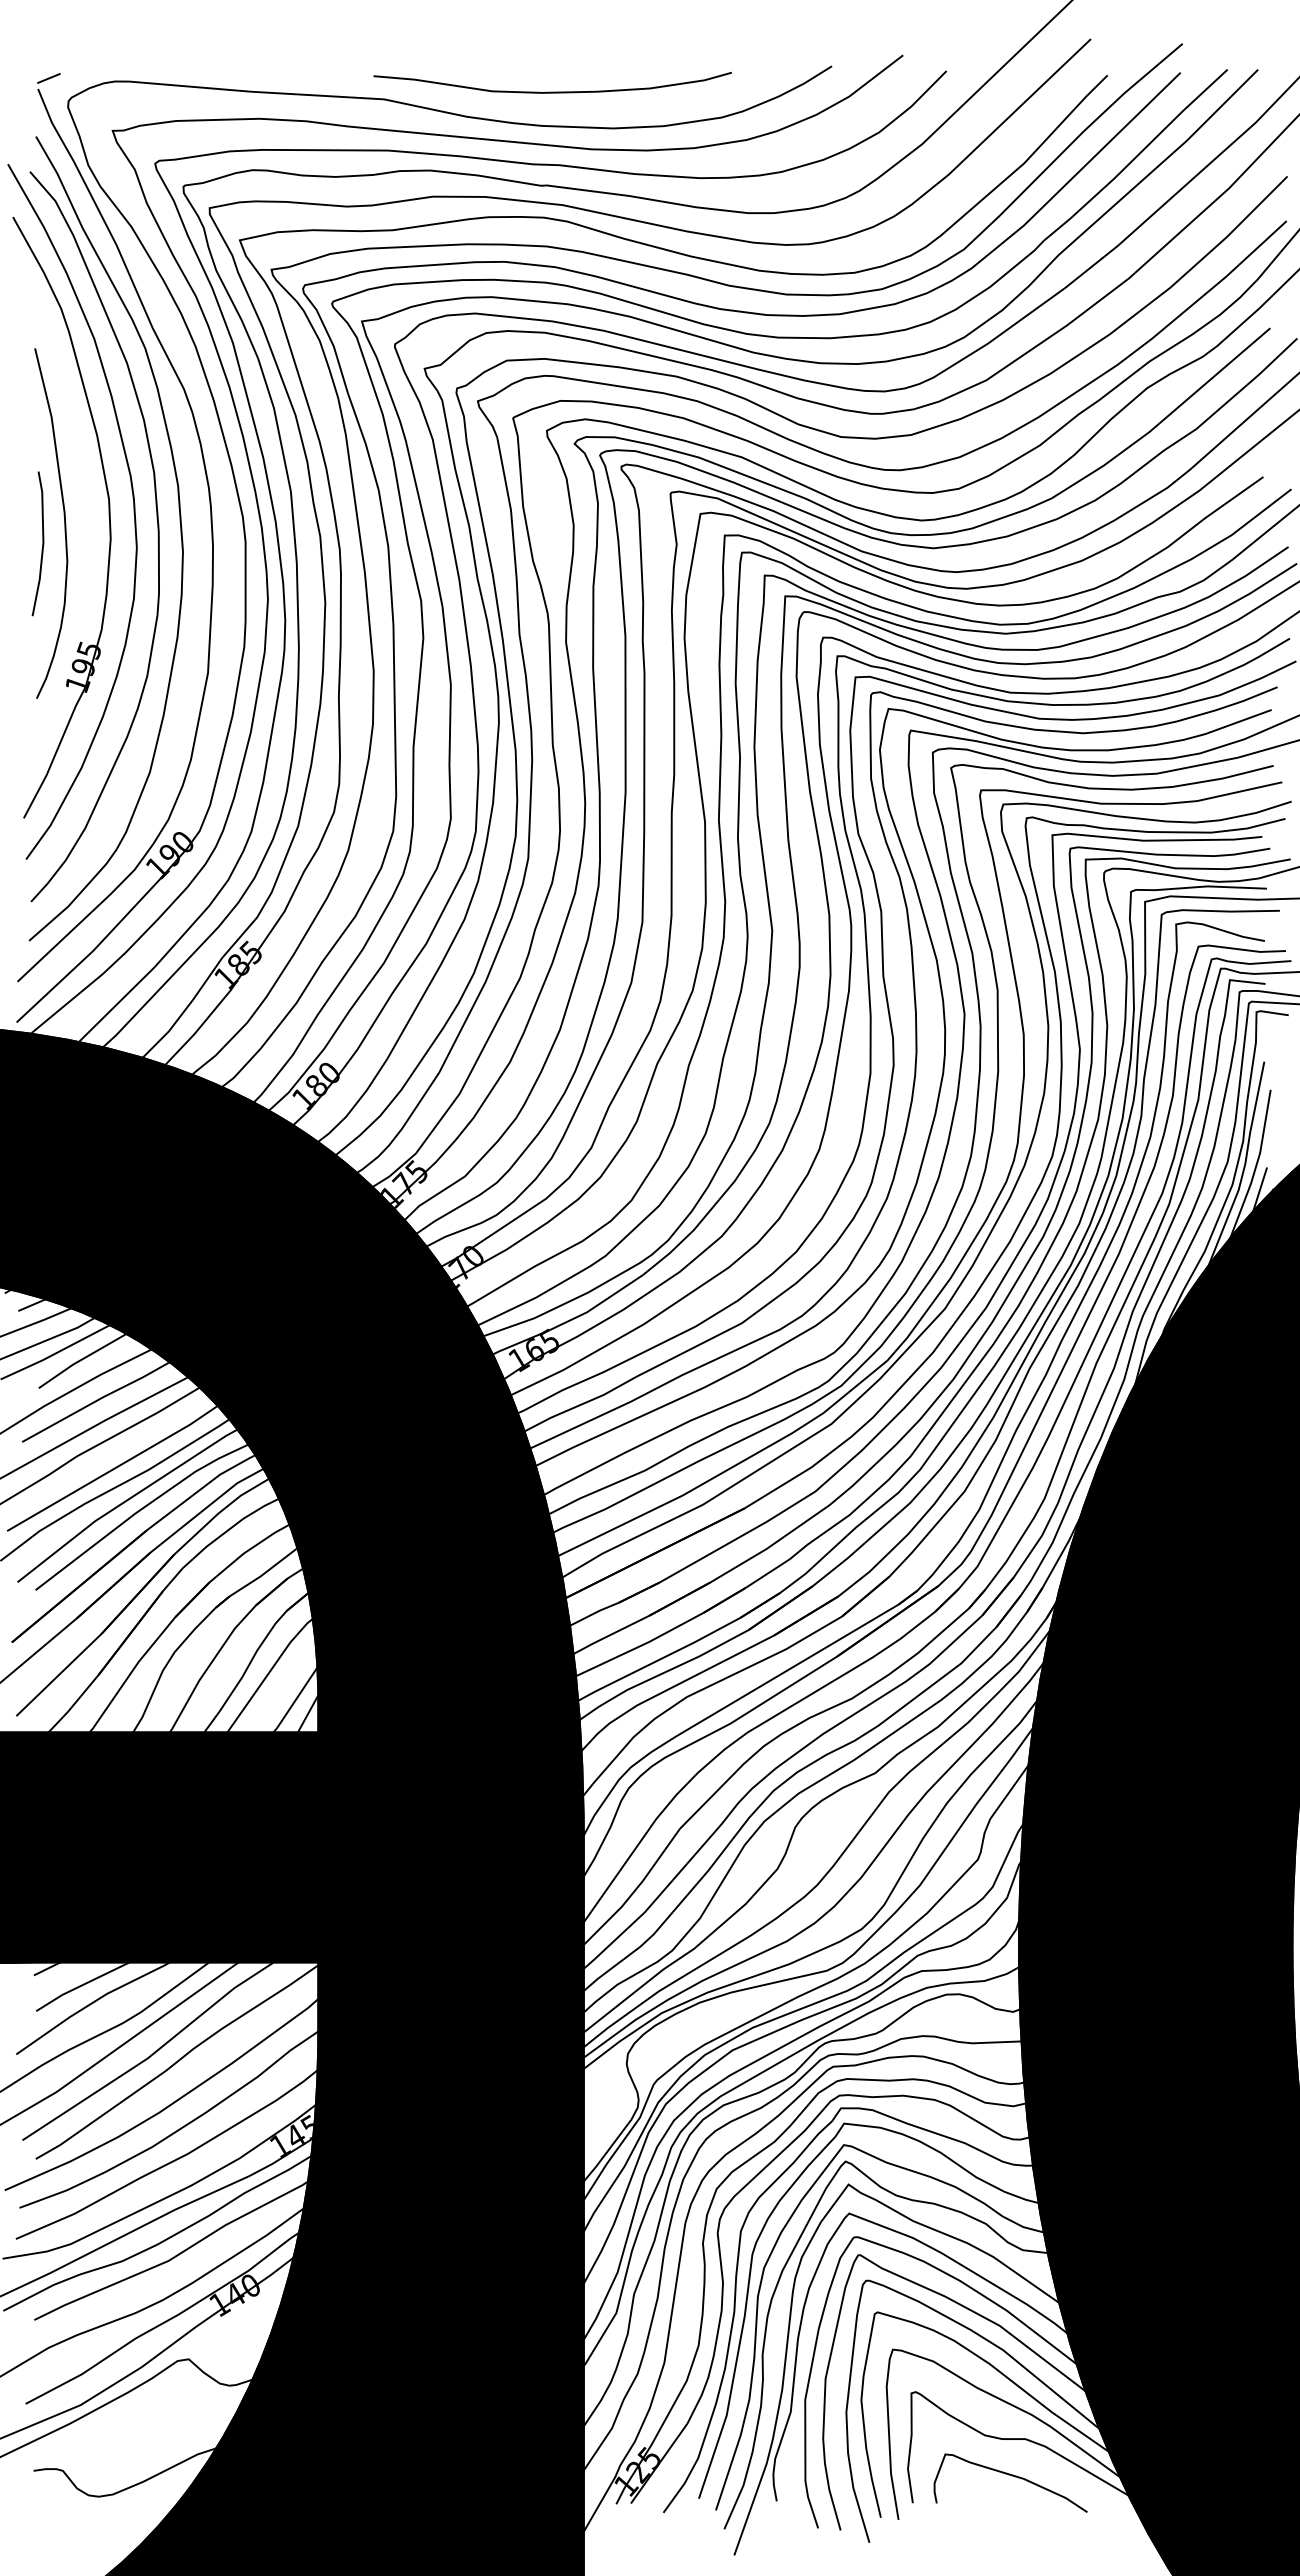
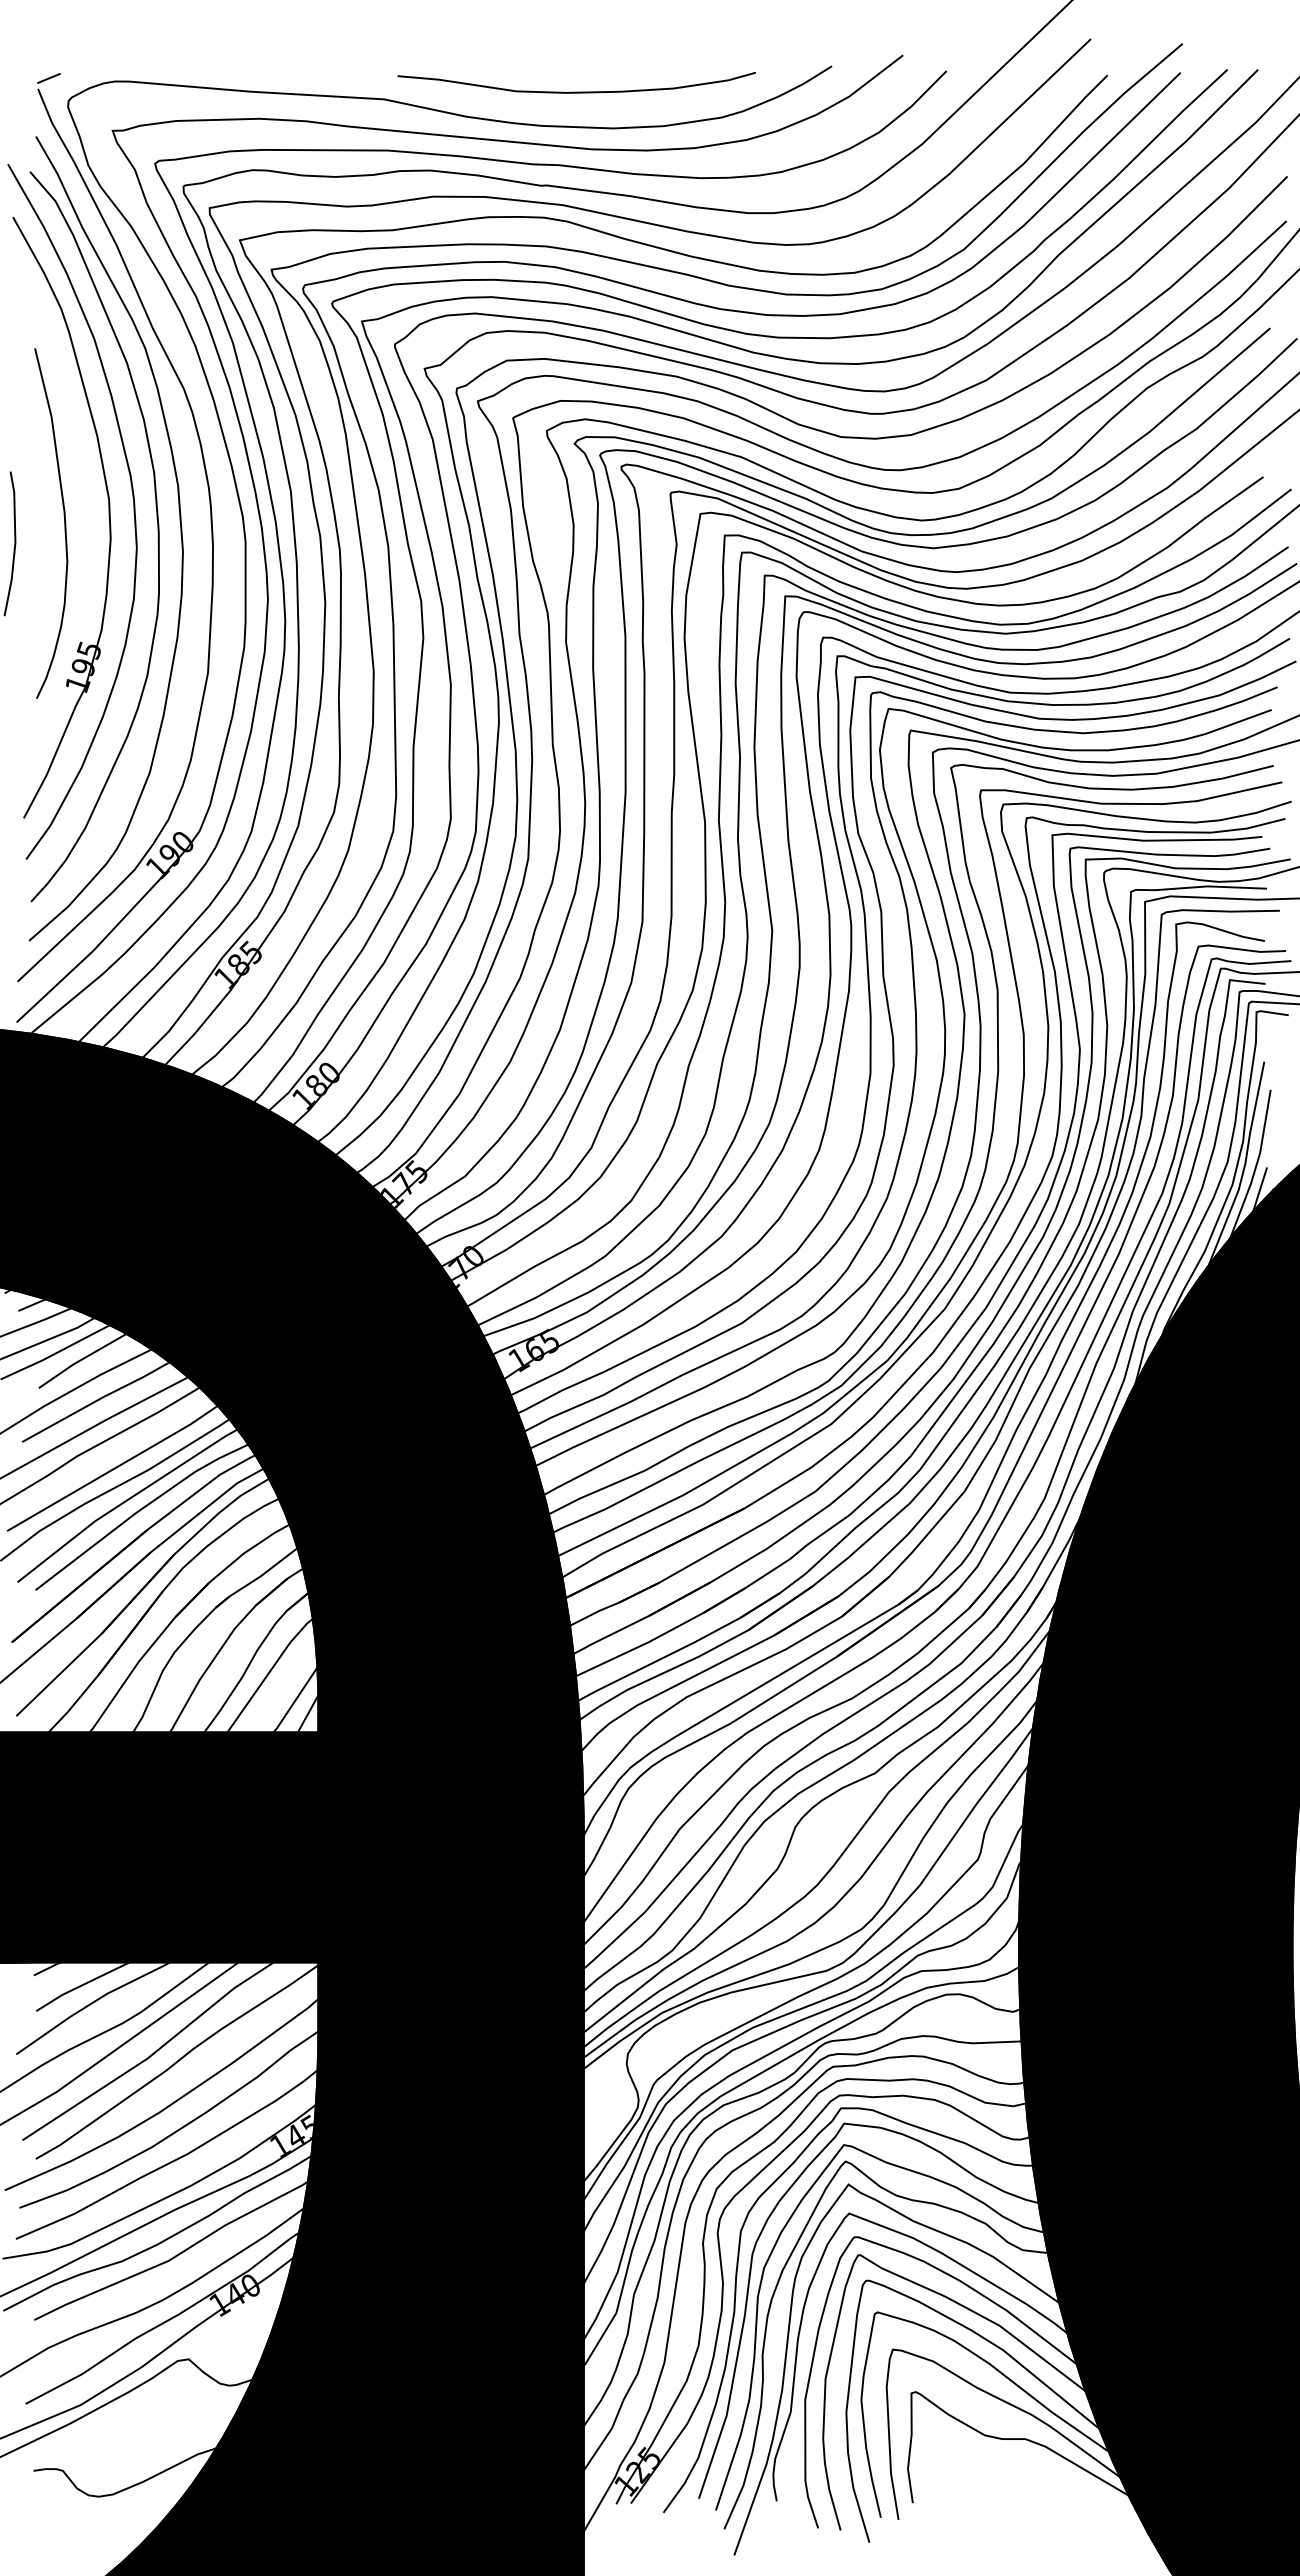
curve position: (552, 91) -> (576, 91) (576, 91)
line position: (42, 543) -> (14, 543) (14, 543)
curve: present -> none (1011, 2476)
